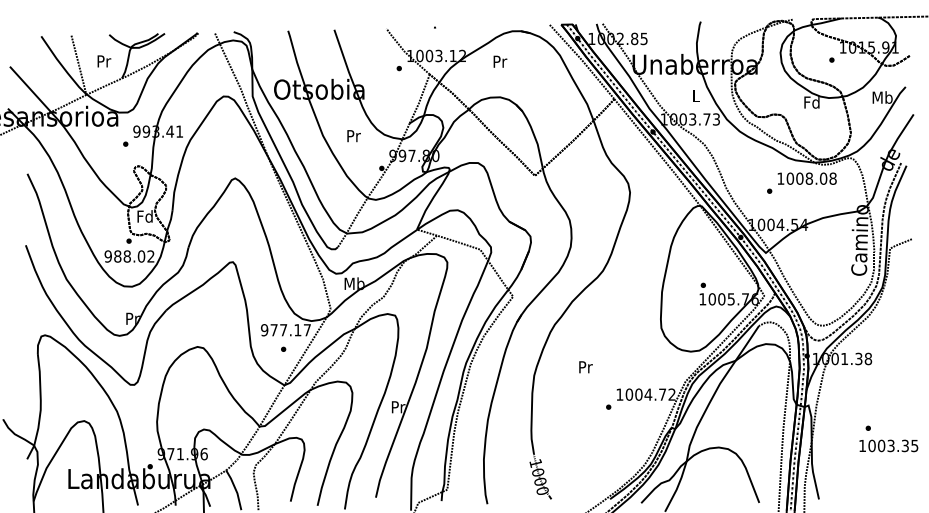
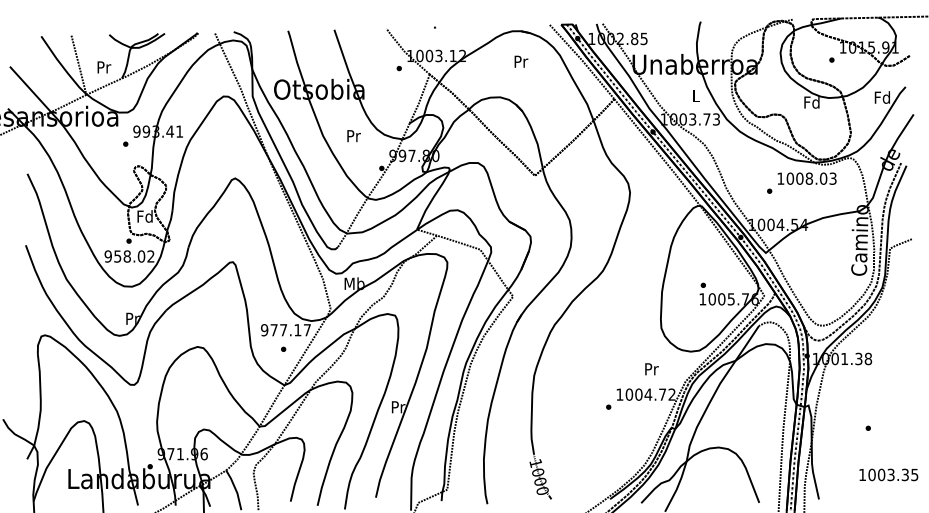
text position: (104, 61) -> (104, 67) (104, 67)
text position: (500, 61) -> (521, 61) (521, 61)
text: Mb -> Fd (882, 97)
text: 1008.08 -> 1008.03 (832, 178)
text: 988.02 -> 958.02 (117, 256)
text position: (585, 367) -> (651, 369) (651, 369)
text position: (888, 445) -> (888, 474) (888, 474)
